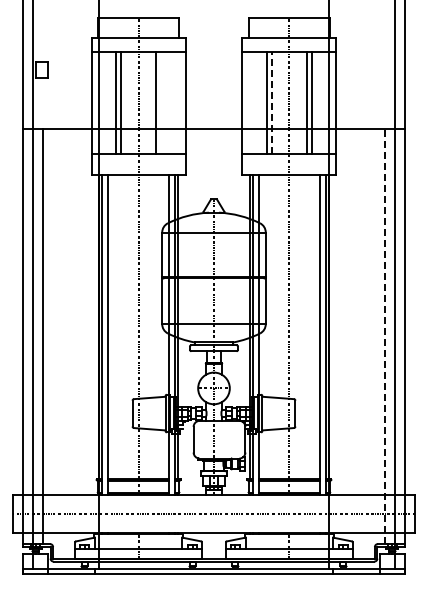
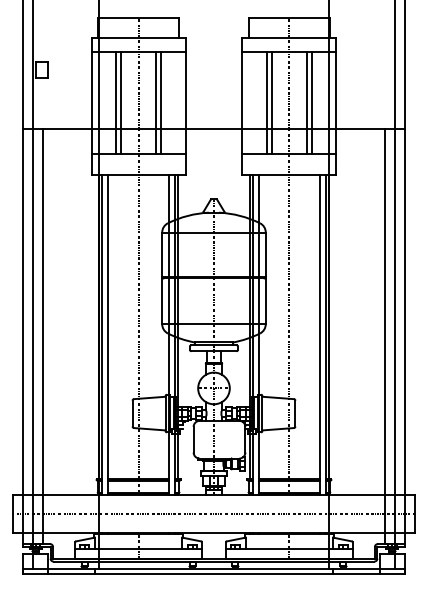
line: none -> present (161, 102)
line: dashed -> solid (271, 102)
line: dashed -> solid (384, 336)
